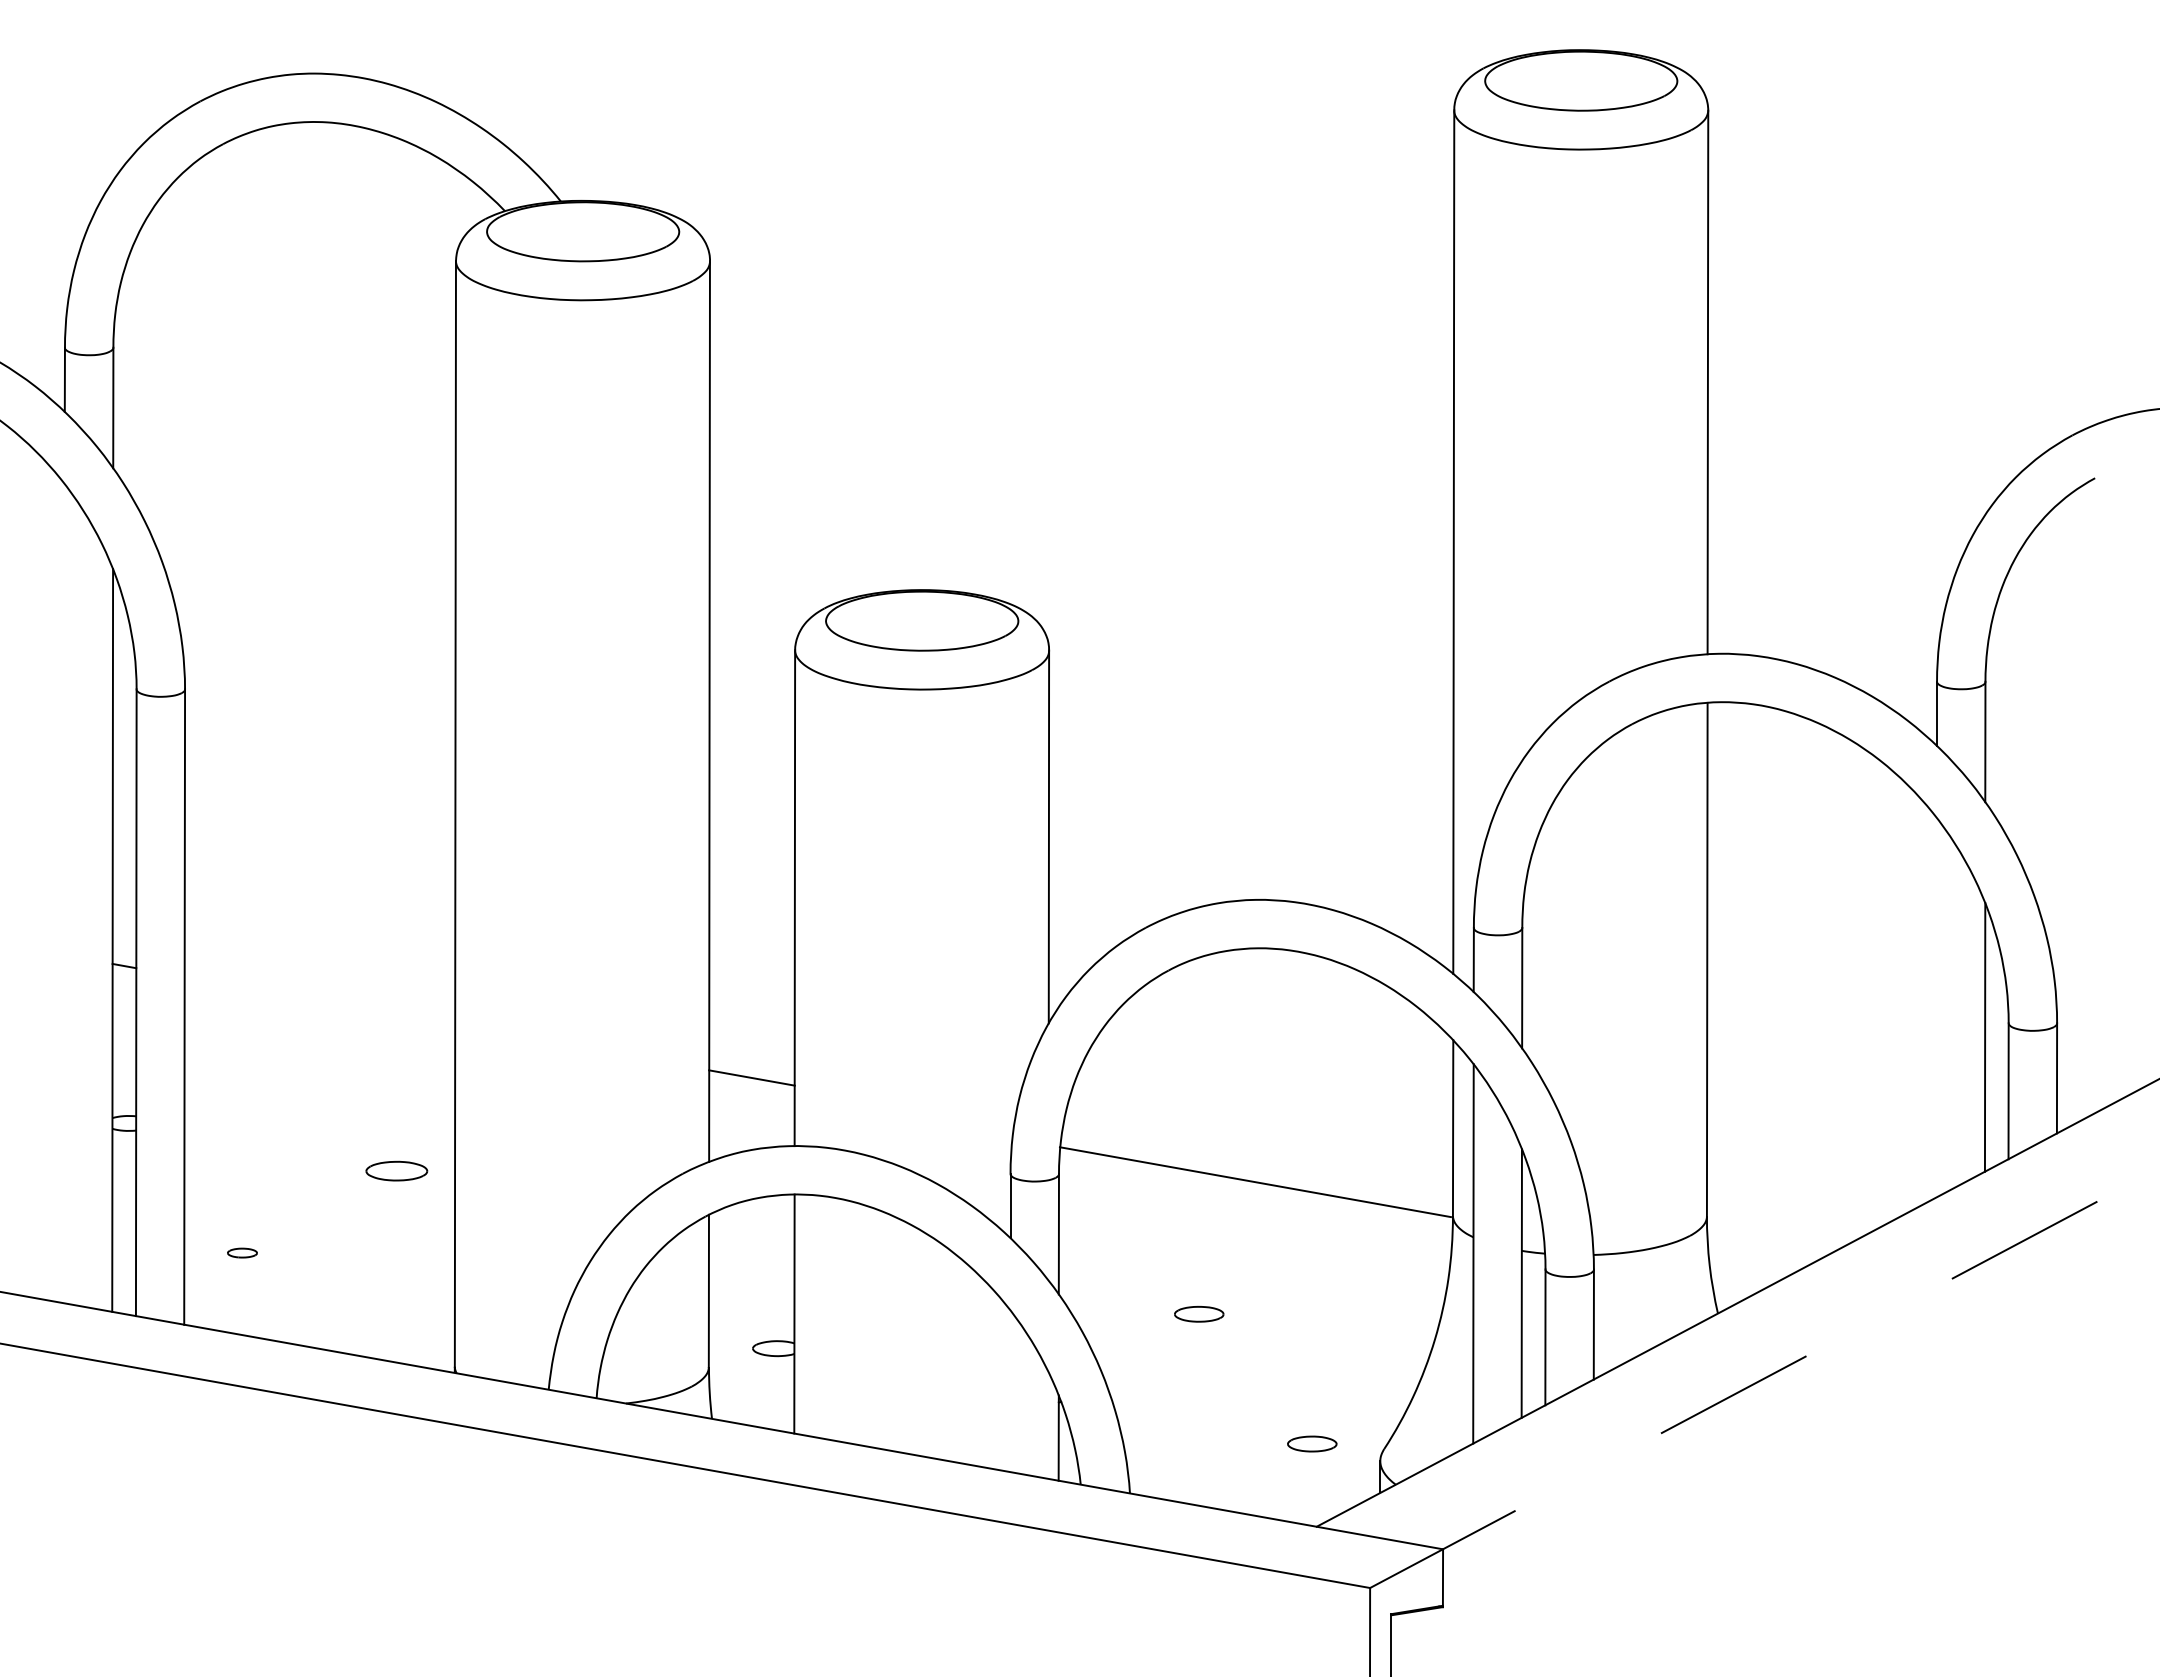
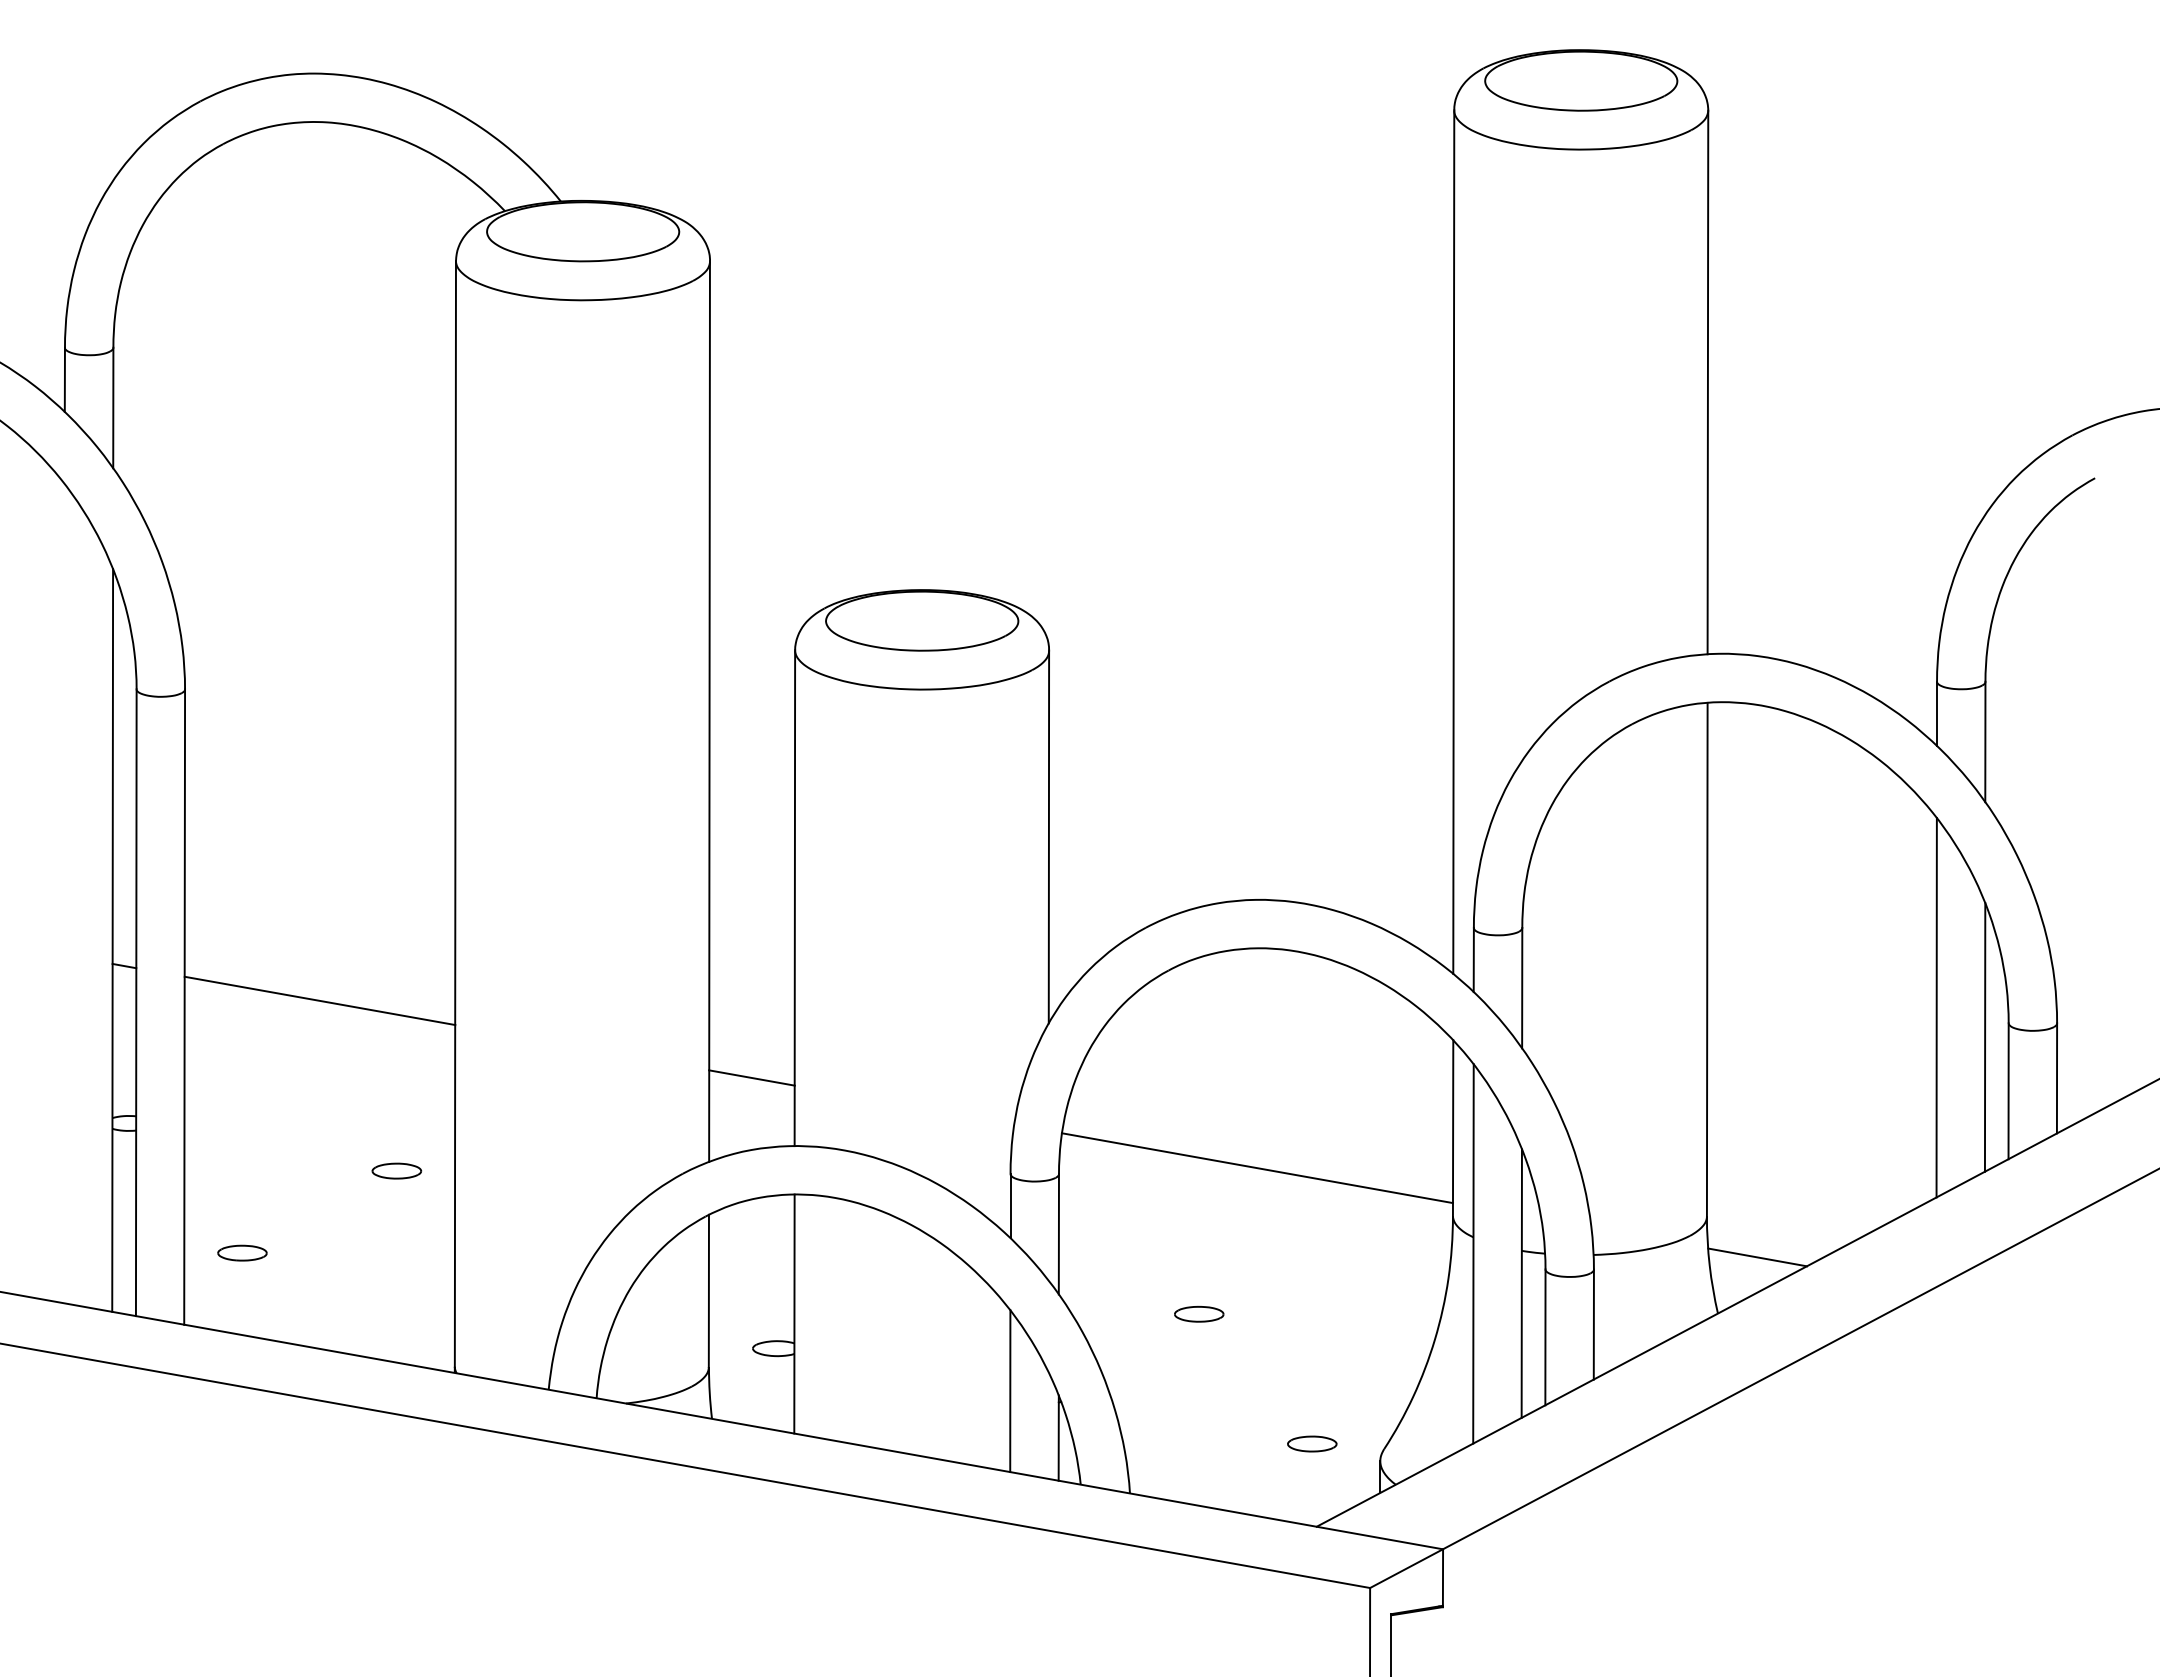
line: none -> present (319, 1000)
line: none -> present (1936, 1007)
part size: 64x22 px -> 52x18 px (396, 1170)
line position: (1254, 1182) -> (1256, 1168) (1256, 1168)
part size: 31x12 px -> 51x18 px (242, 1252)
line: none -> present (1757, 1257)
line: dashed -> solid (1764, 1378)
line: none -> present (1010, 1391)
